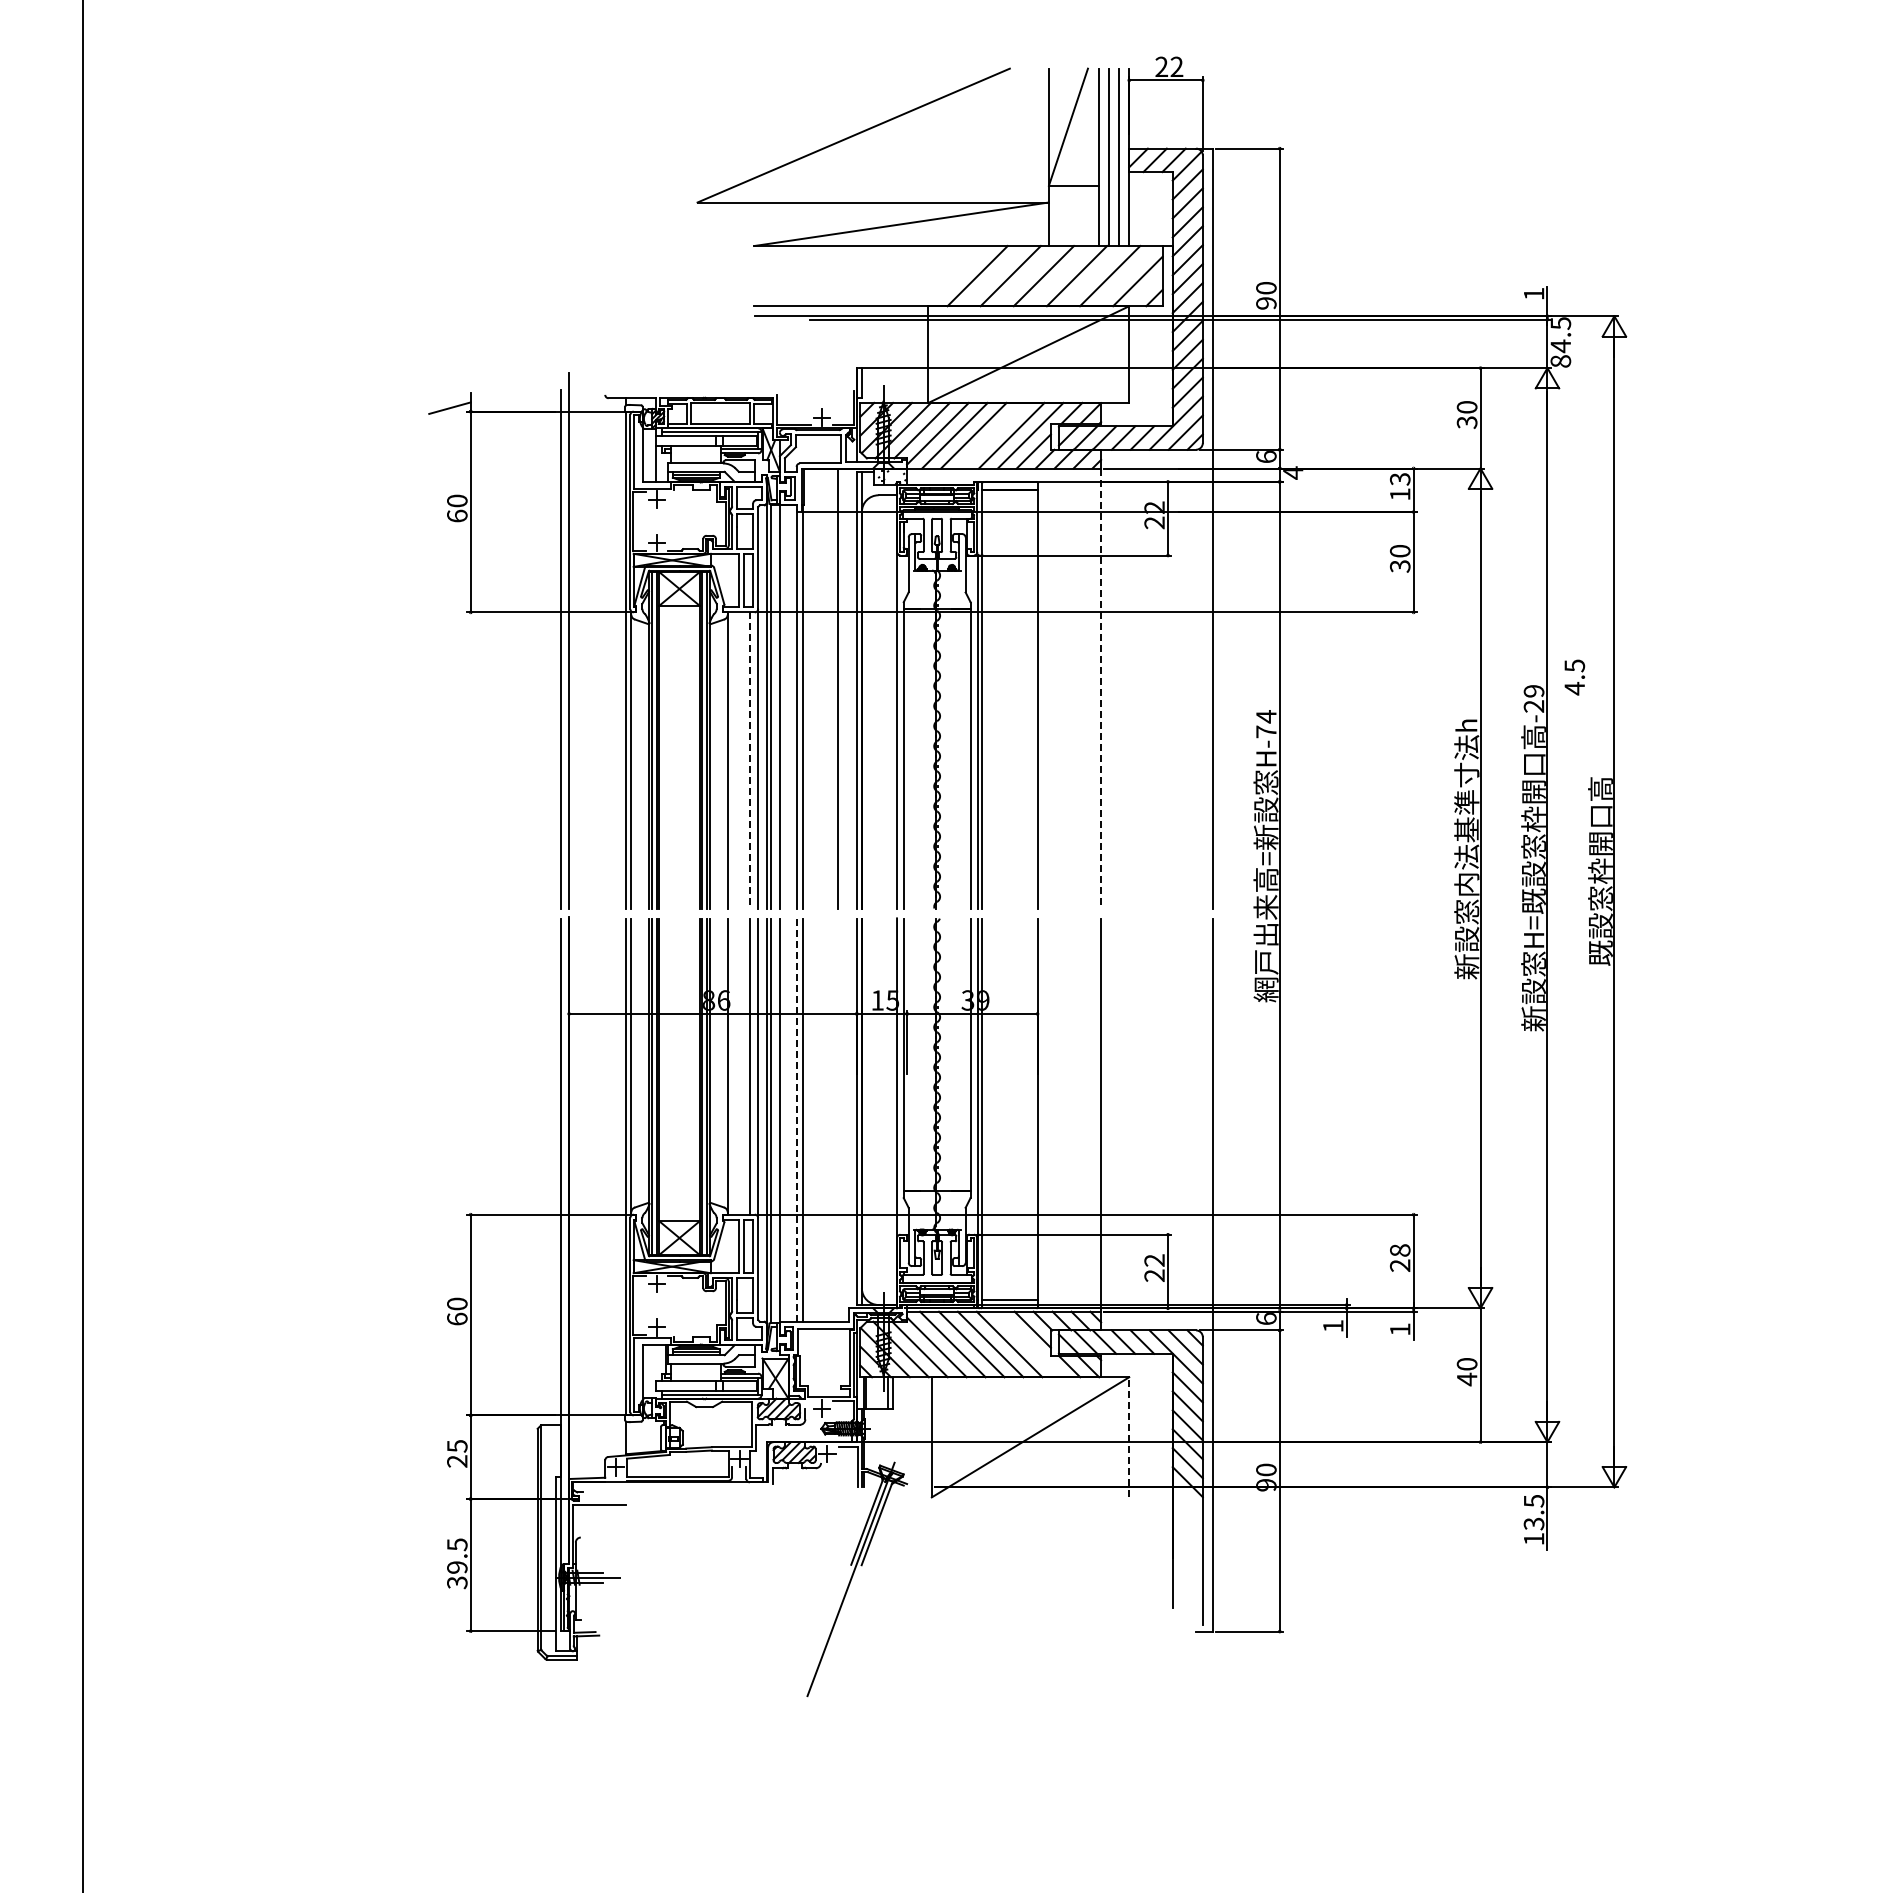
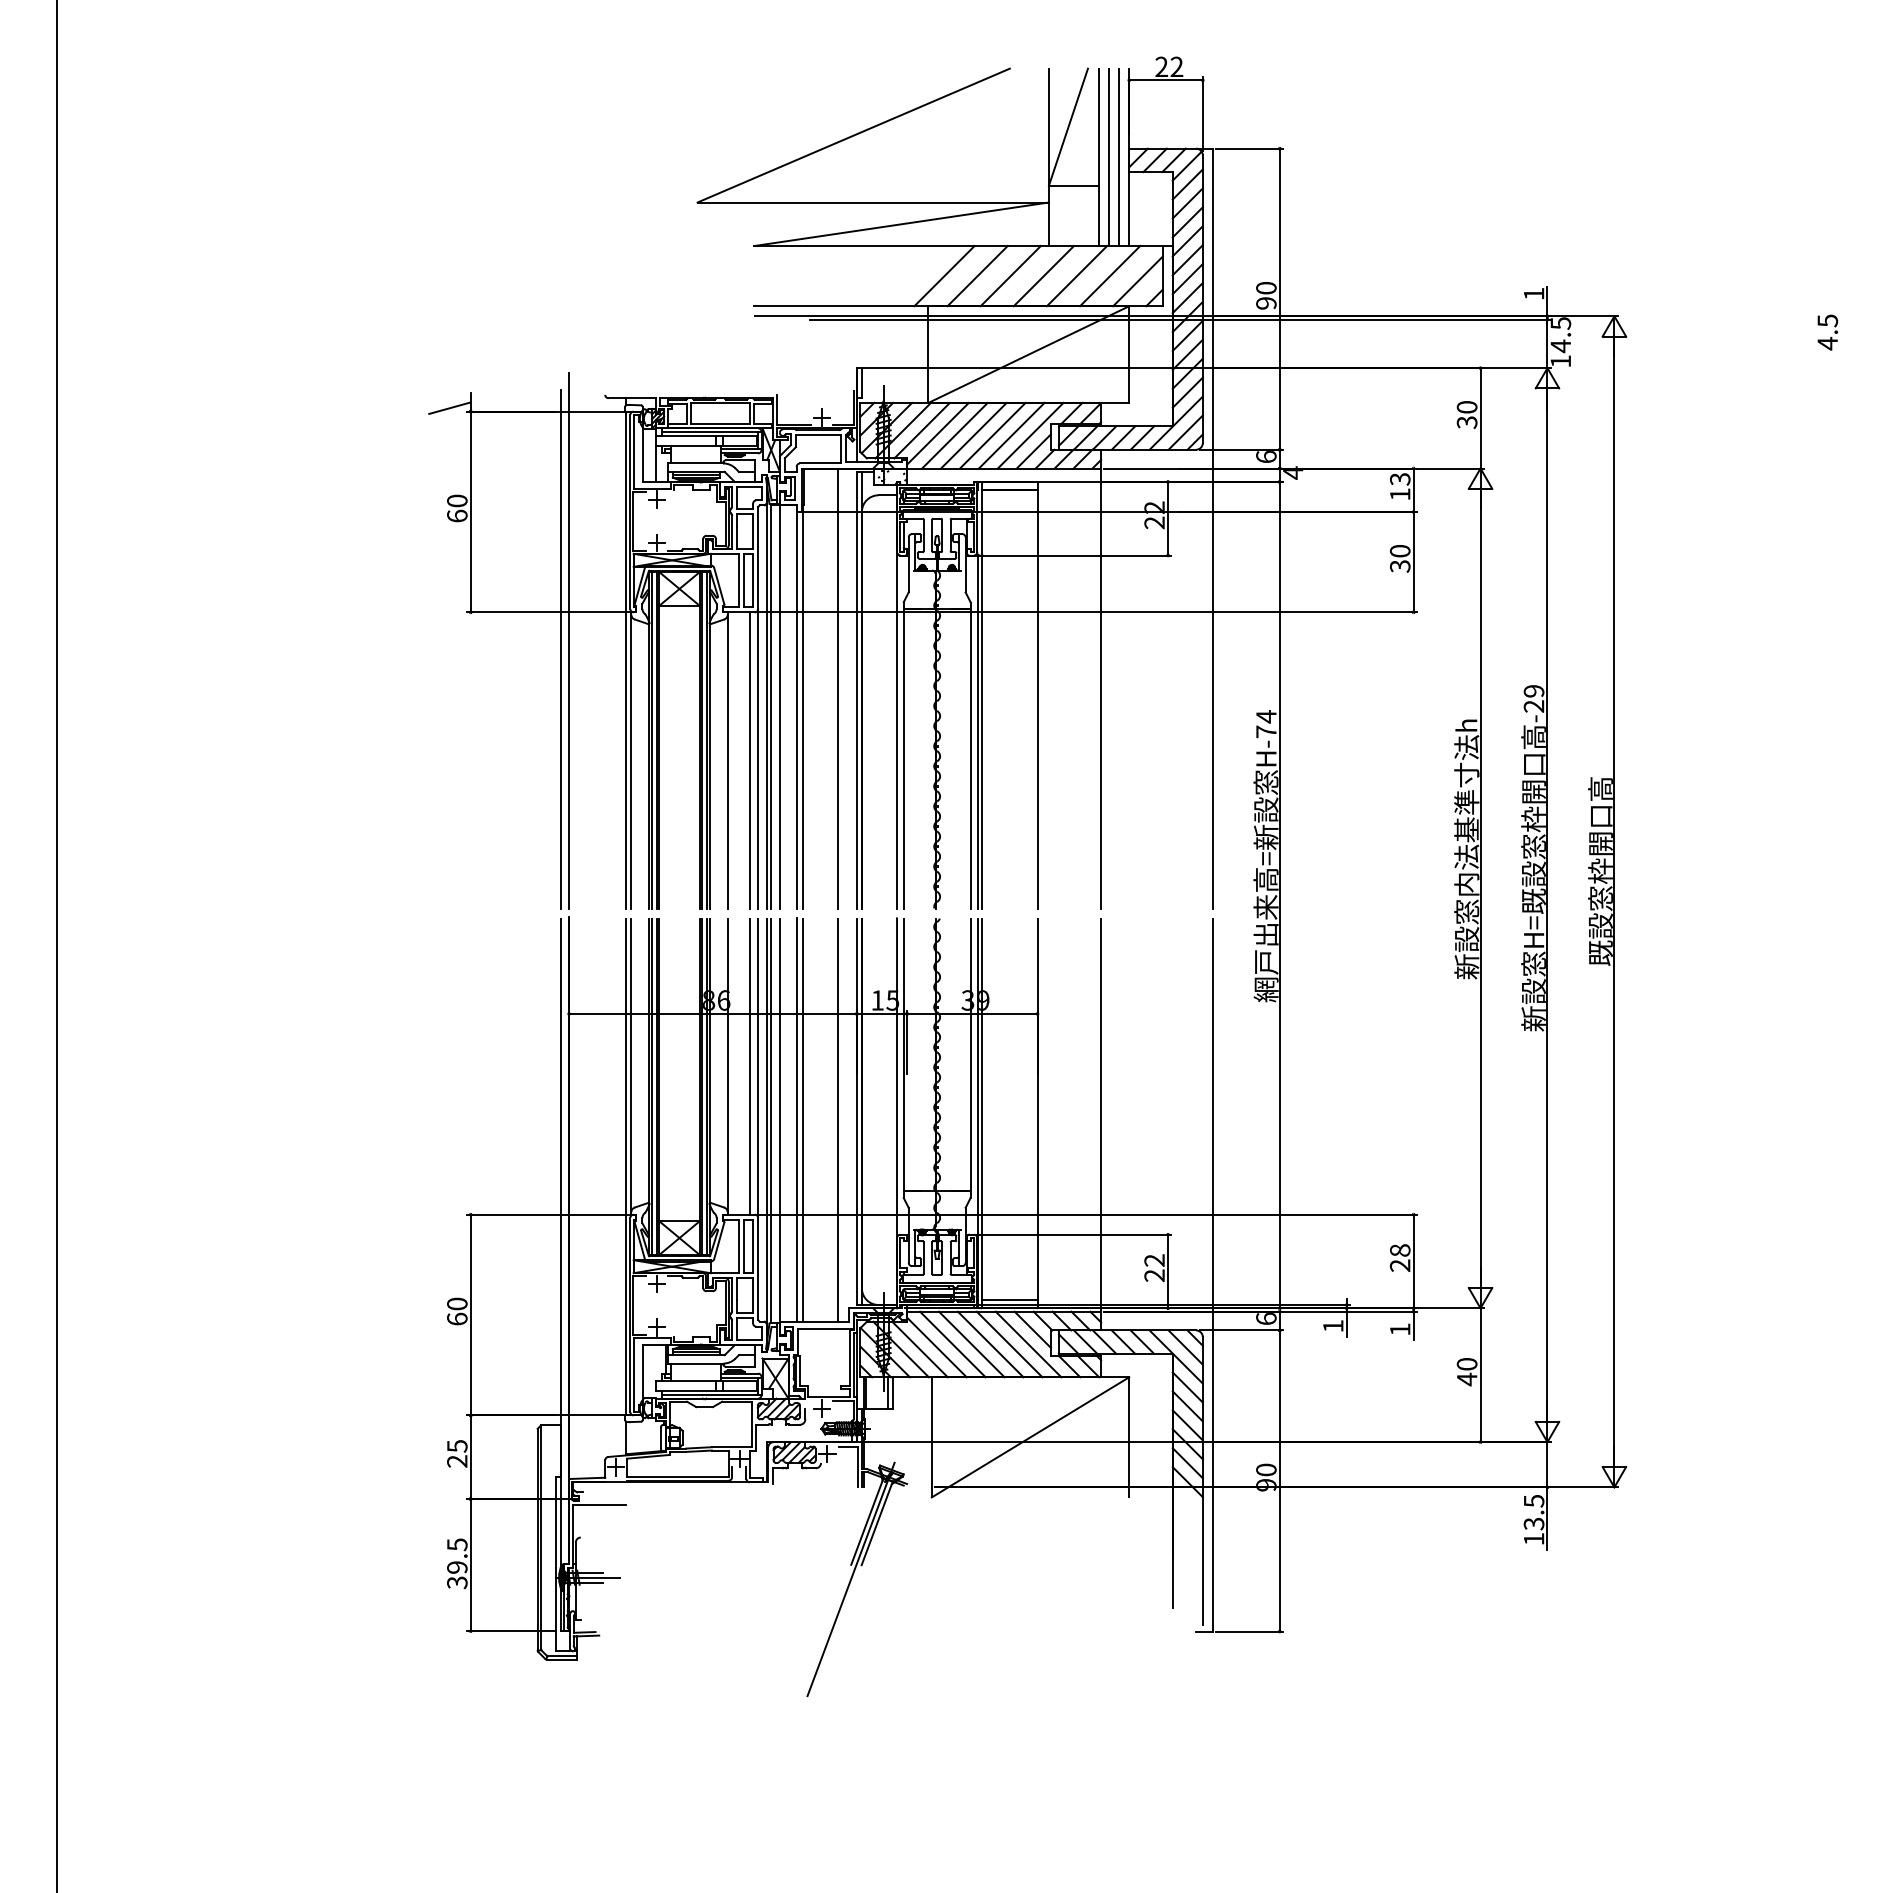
line: none -> present (944, 276)
text: 84.5 -> 14.5 (1560, 361)
line: none -> present (992, 435)
text position: (1574, 677) -> (1827, 332) (1827, 332)
line: dashed -> solid (1101, 688)
line: dashed -> solid (750, 760)
line position: (82, 945) -> (56, 945) (56, 945)
line: none -> present (837, 1119)
line: dashed -> solid (796, 1120)
line: none -> present (1028, 1344)
line: dashed -> solid (1129, 1436)
